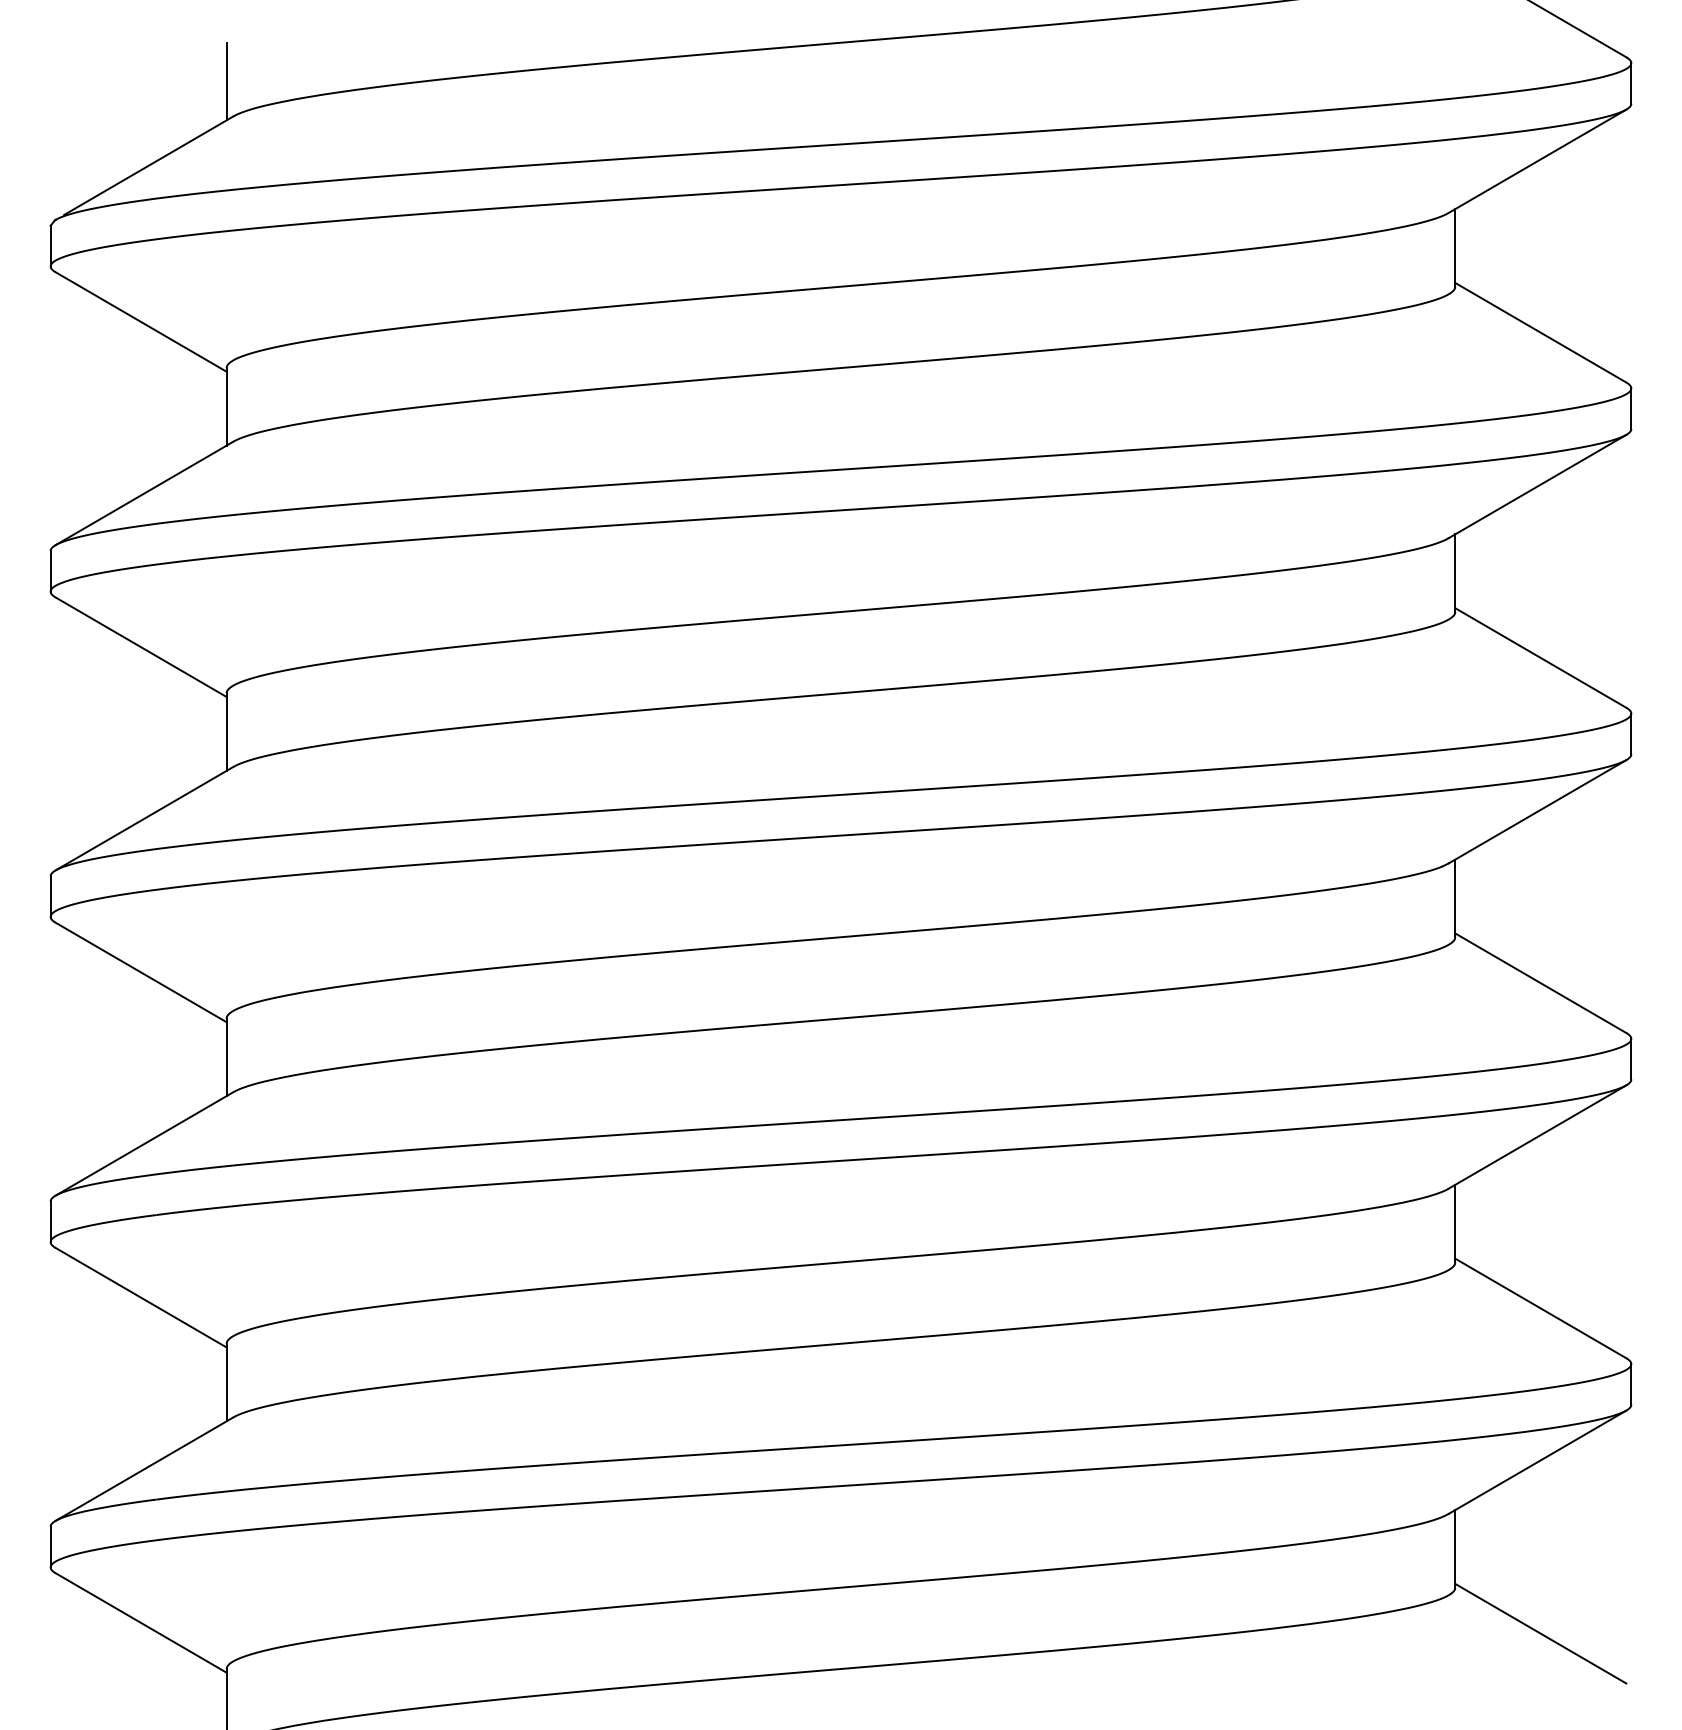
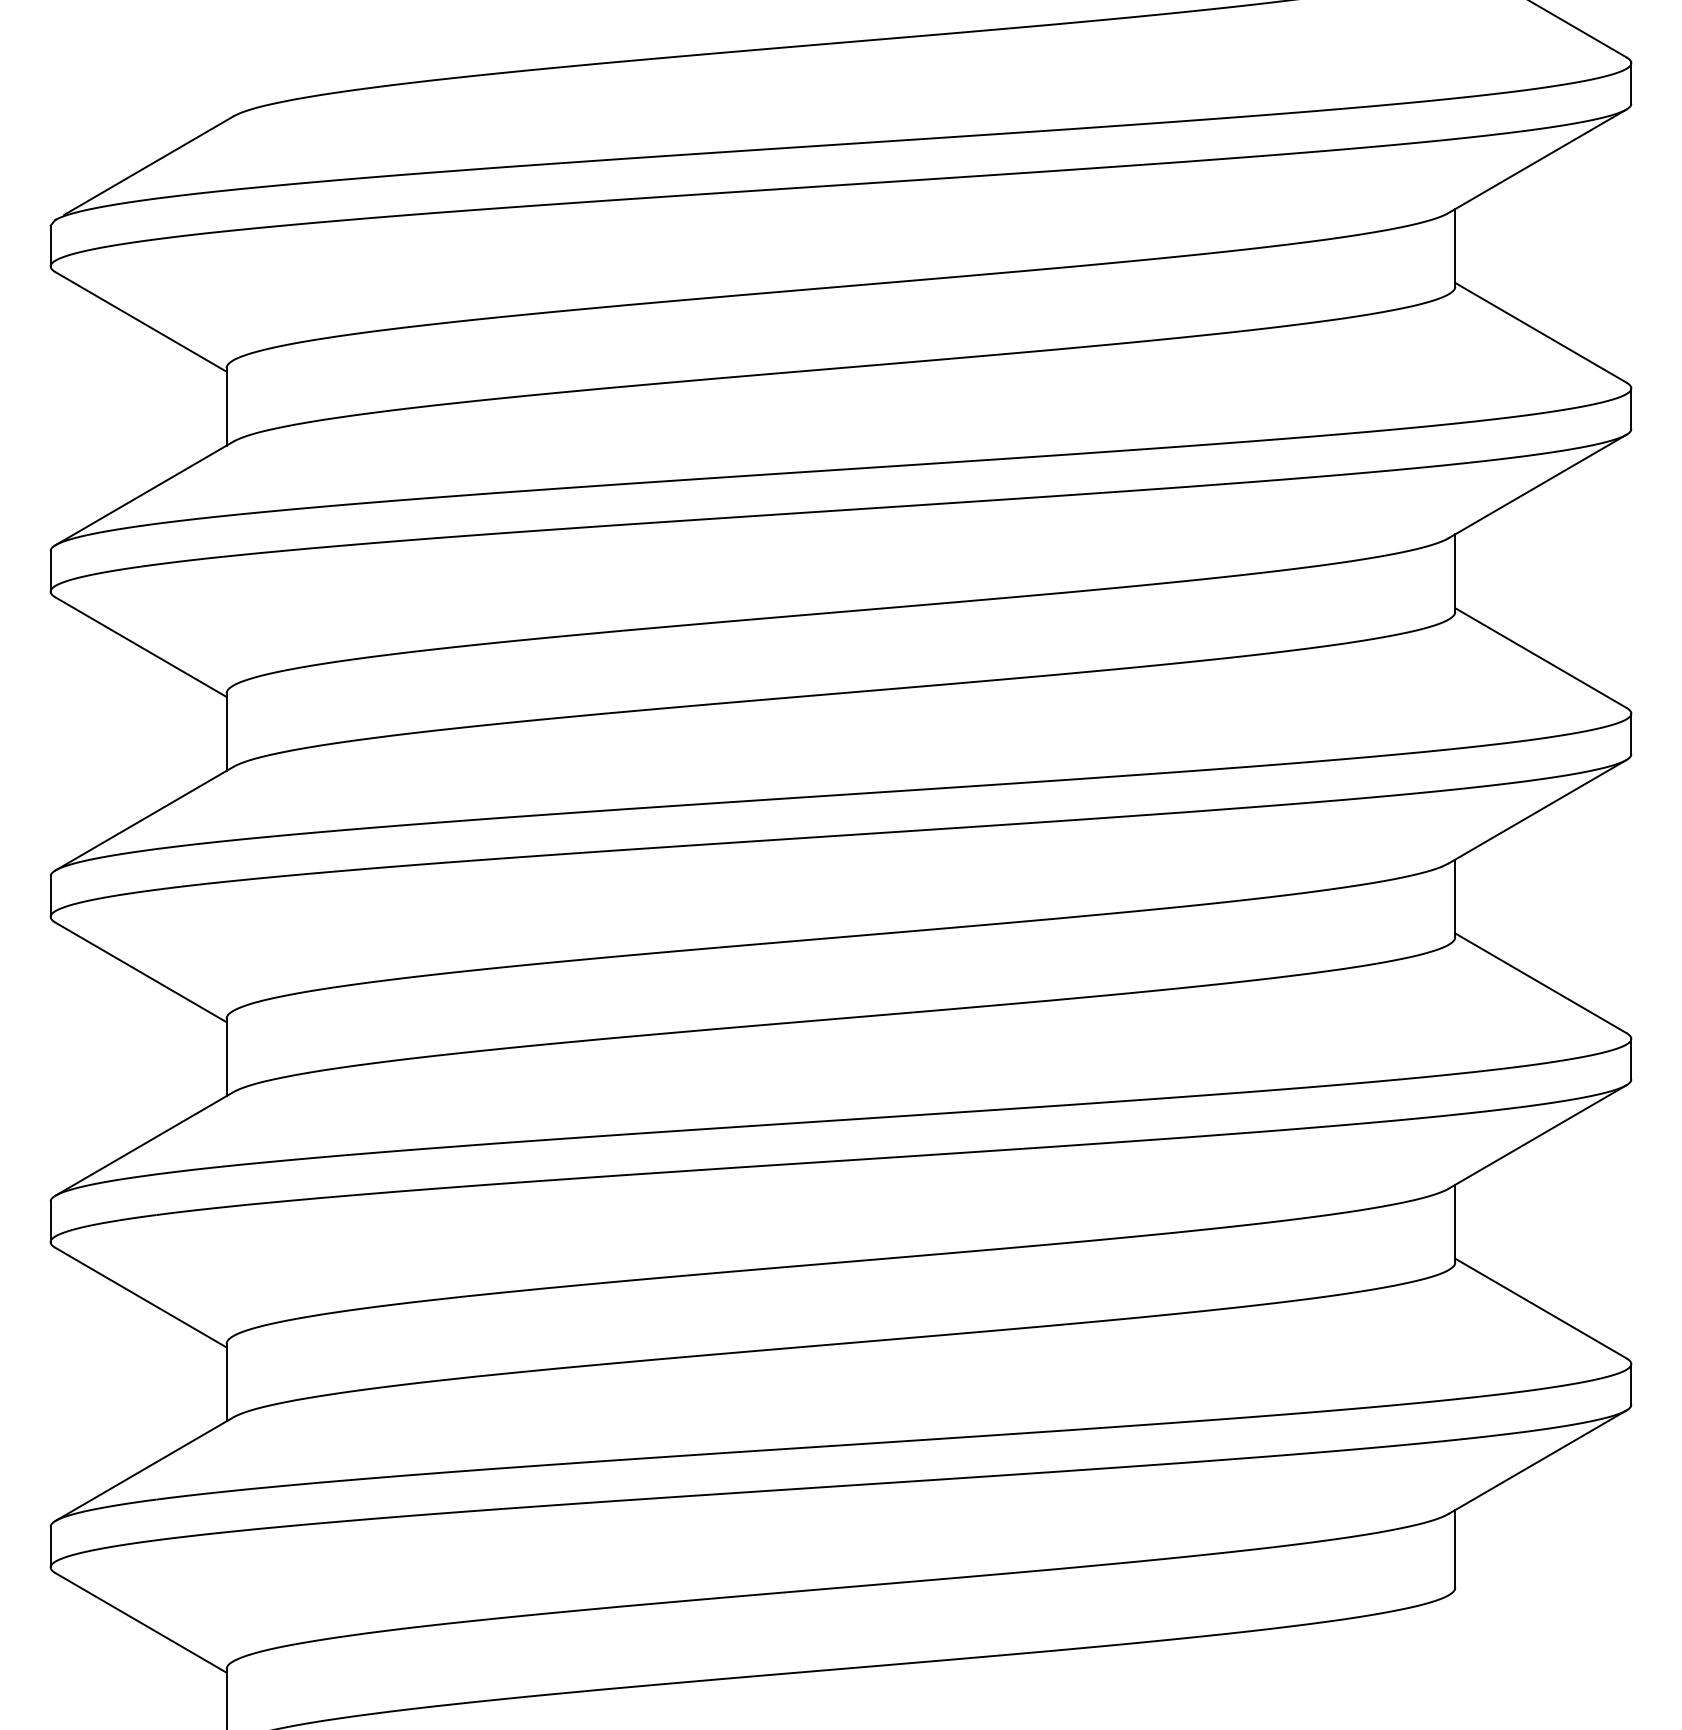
line: present -> none (226, 81)
line: present -> none (1540, 1633)
